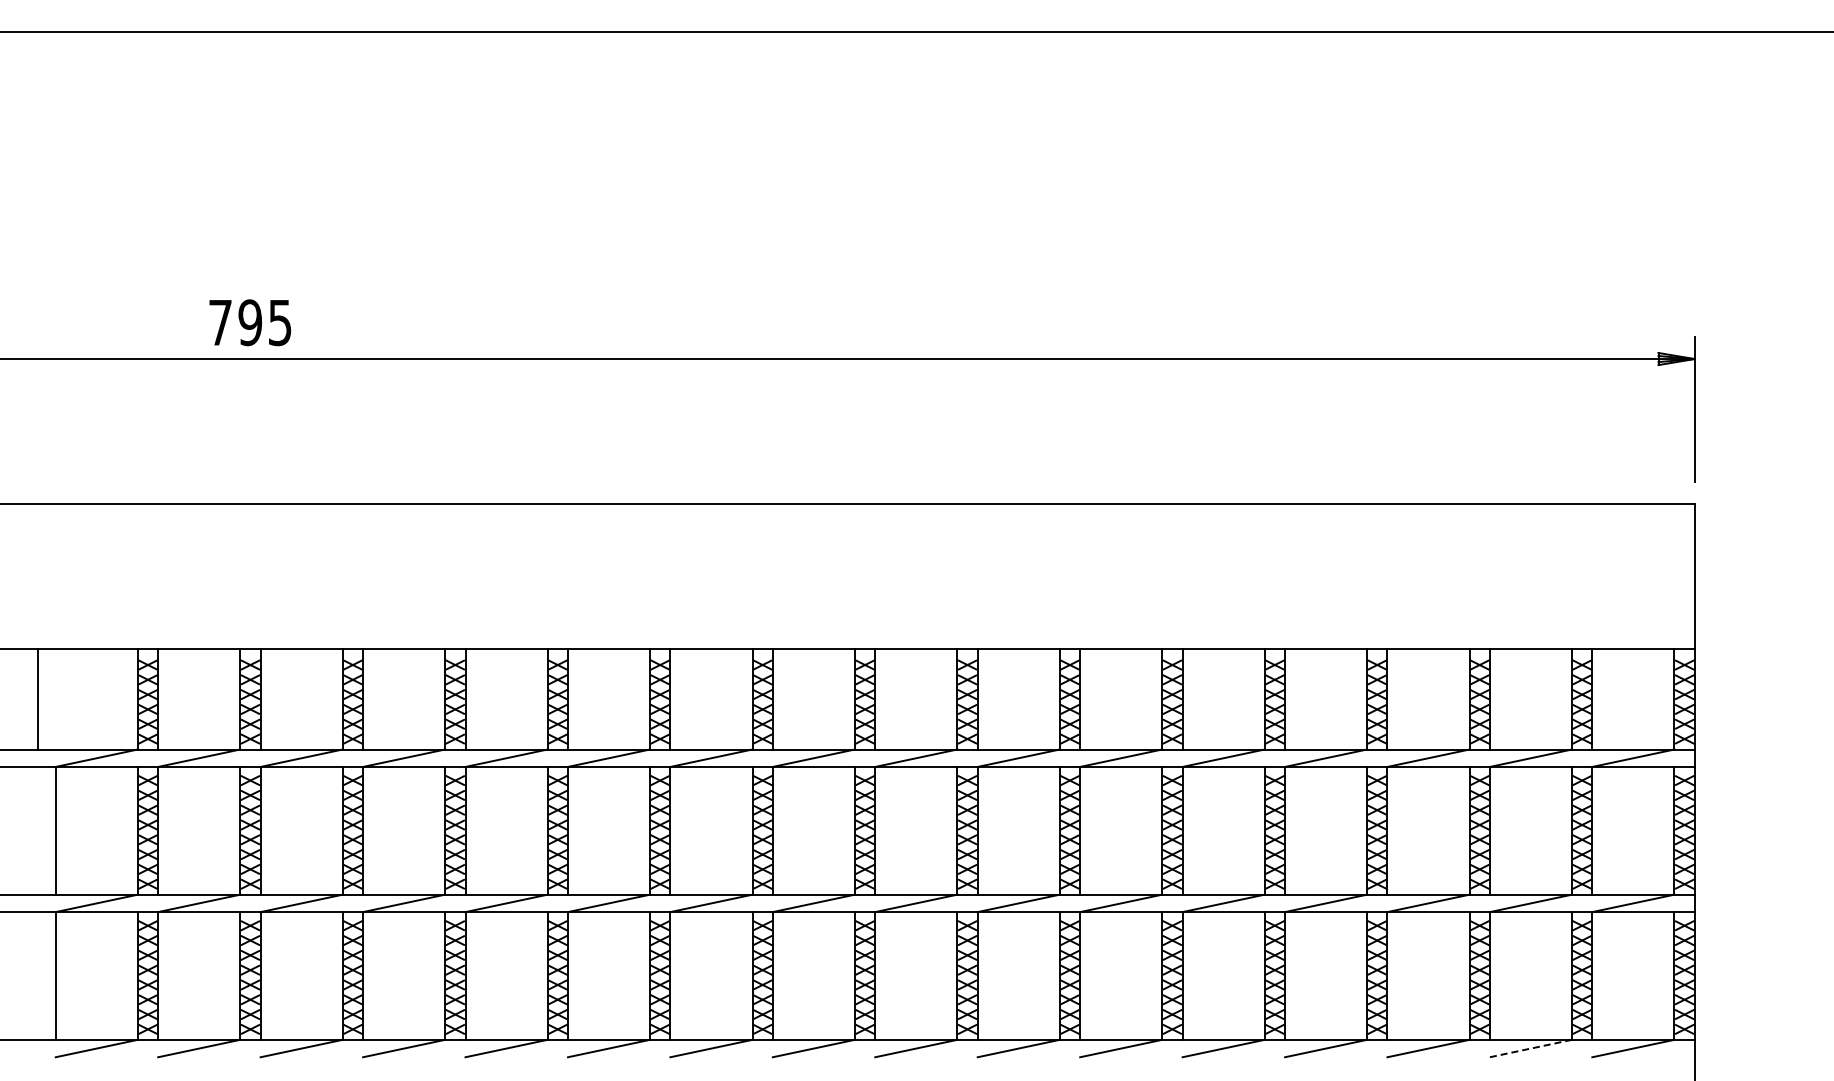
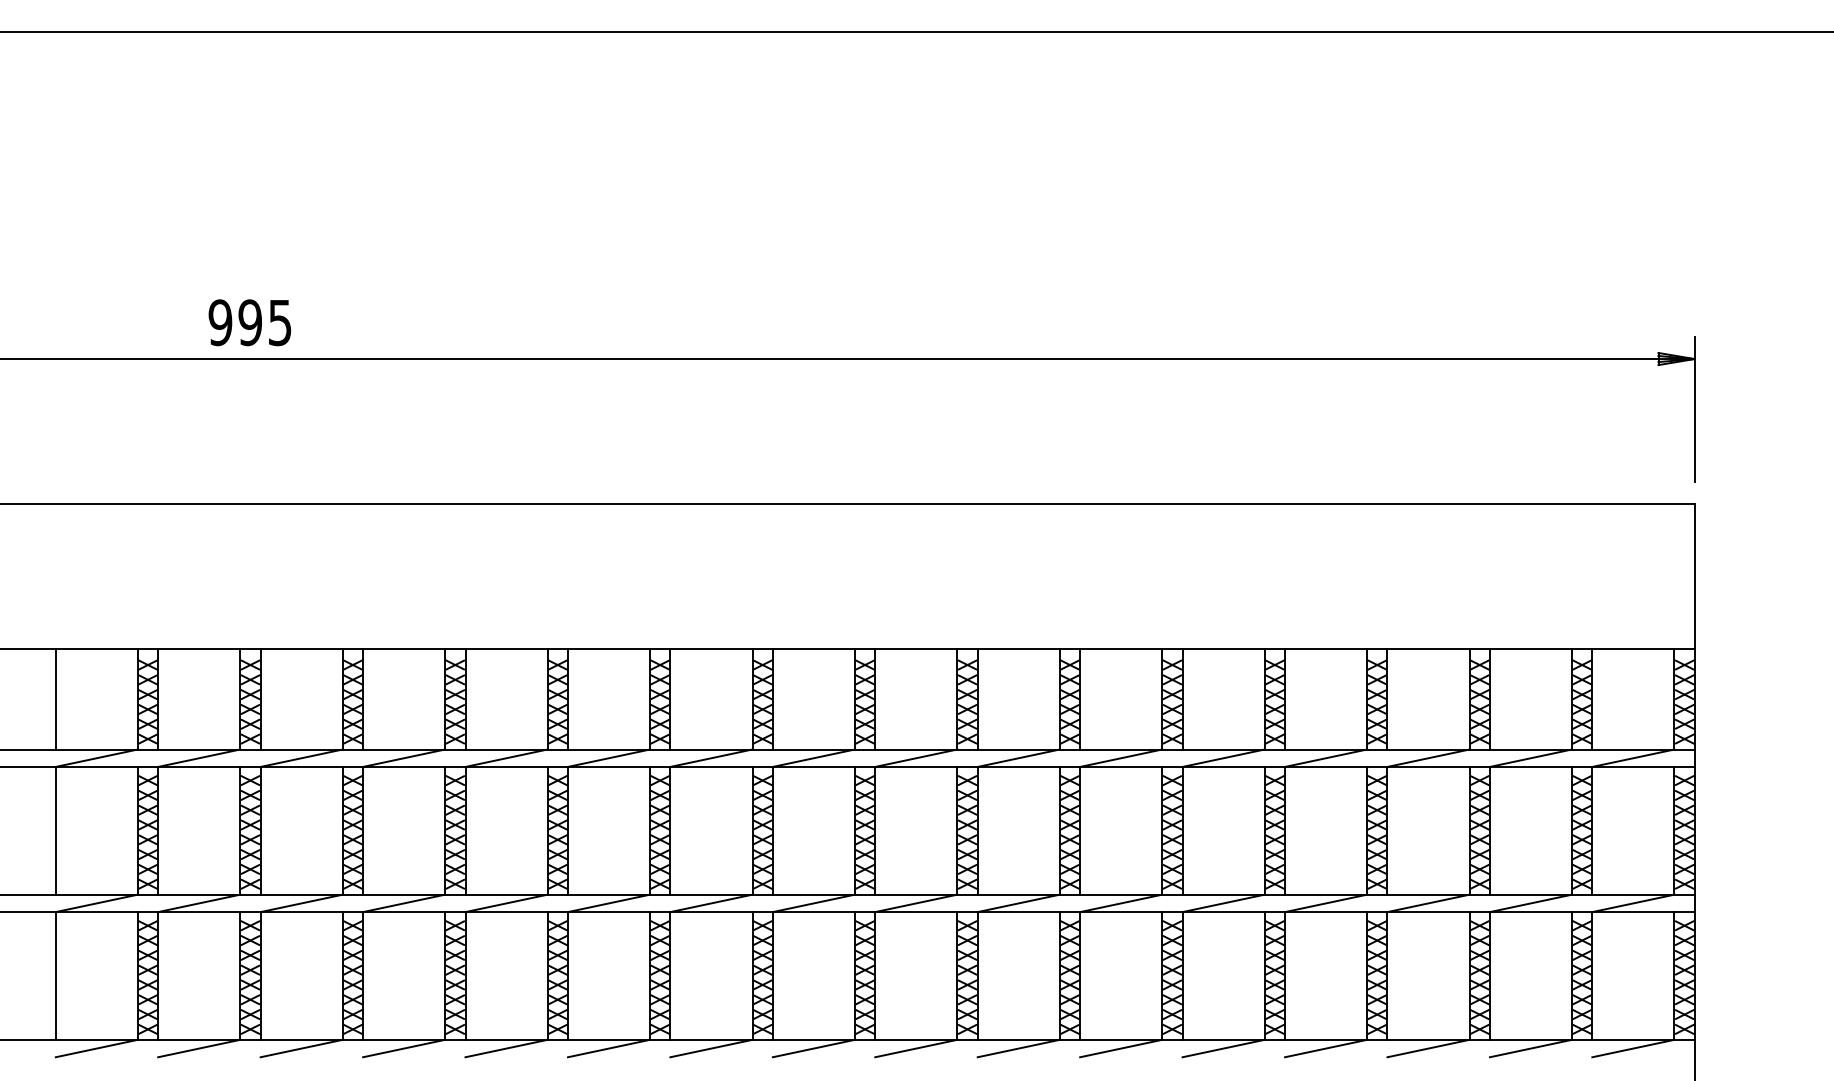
text: 795 -> 995 (220, 322)
line position: (37, 699) -> (55, 699) (55, 699)
line: dashed -> solid (1530, 1048)
